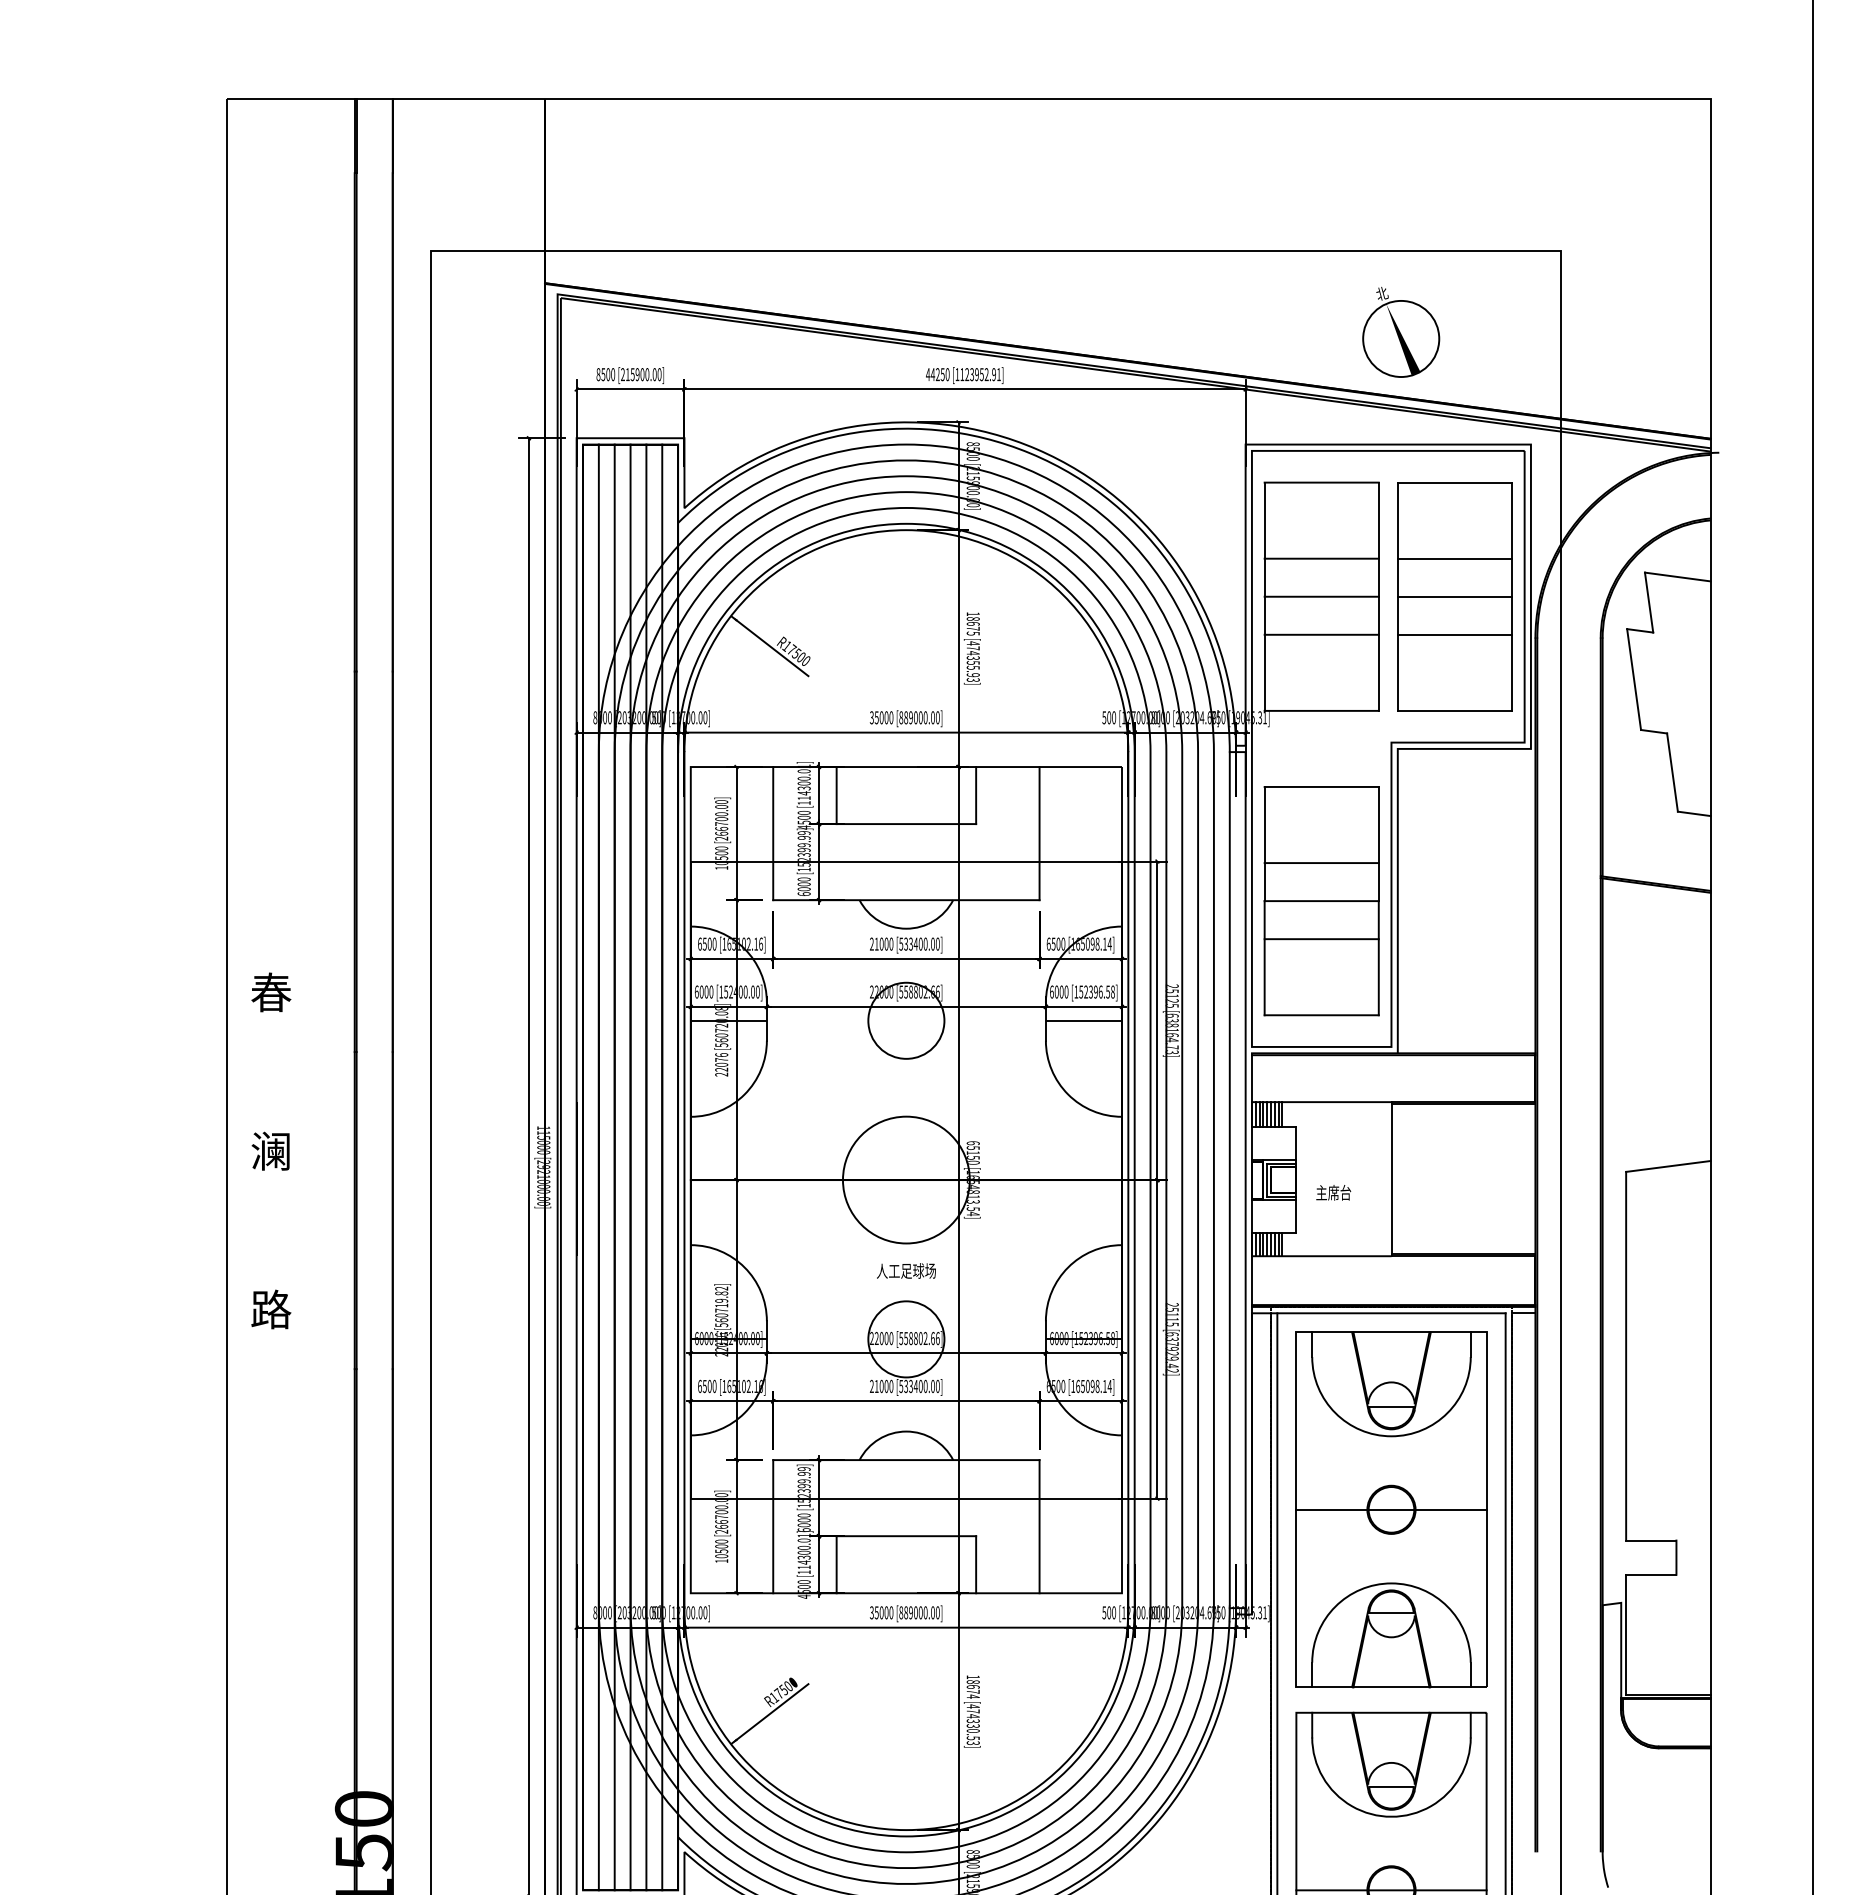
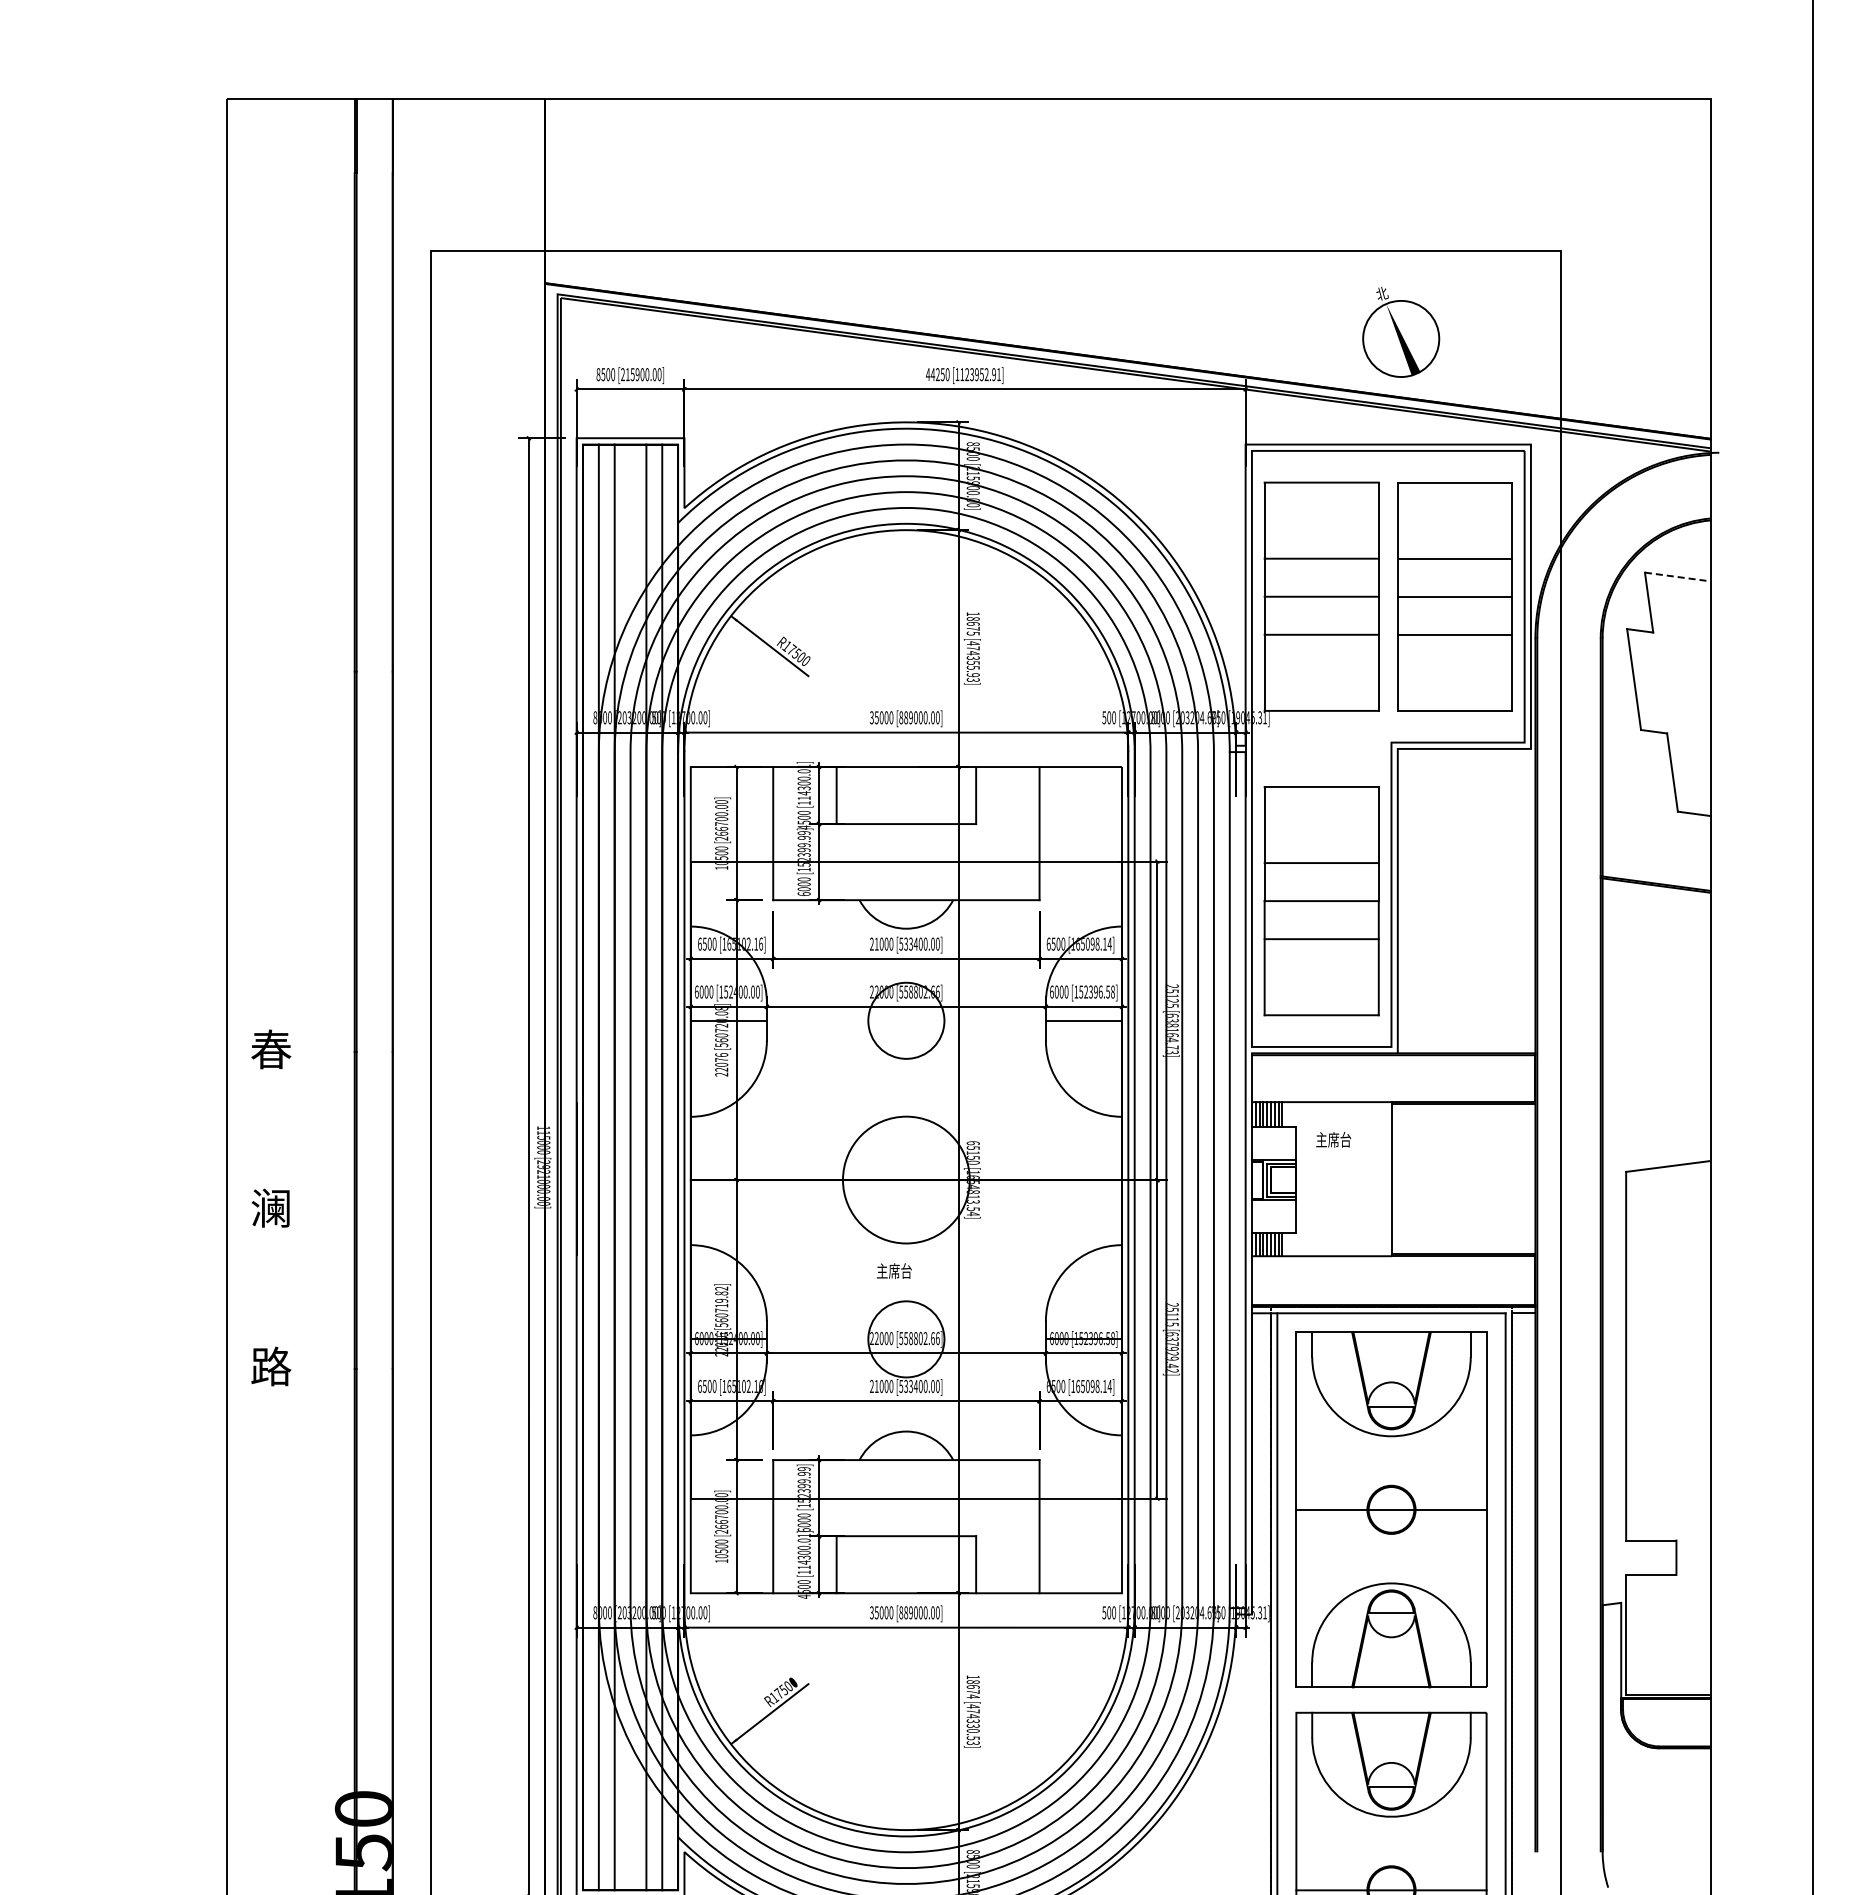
line: solid -> dashed (1678, 577)
text position: (271, 1150) -> (271, 1207) (271, 1207)
line: present -> none (630, 1167)
text position: (1333, 1192) -> (1333, 1139) (1333, 1139)
text: 人工足球场 -> 主席台 (906, 1270)
